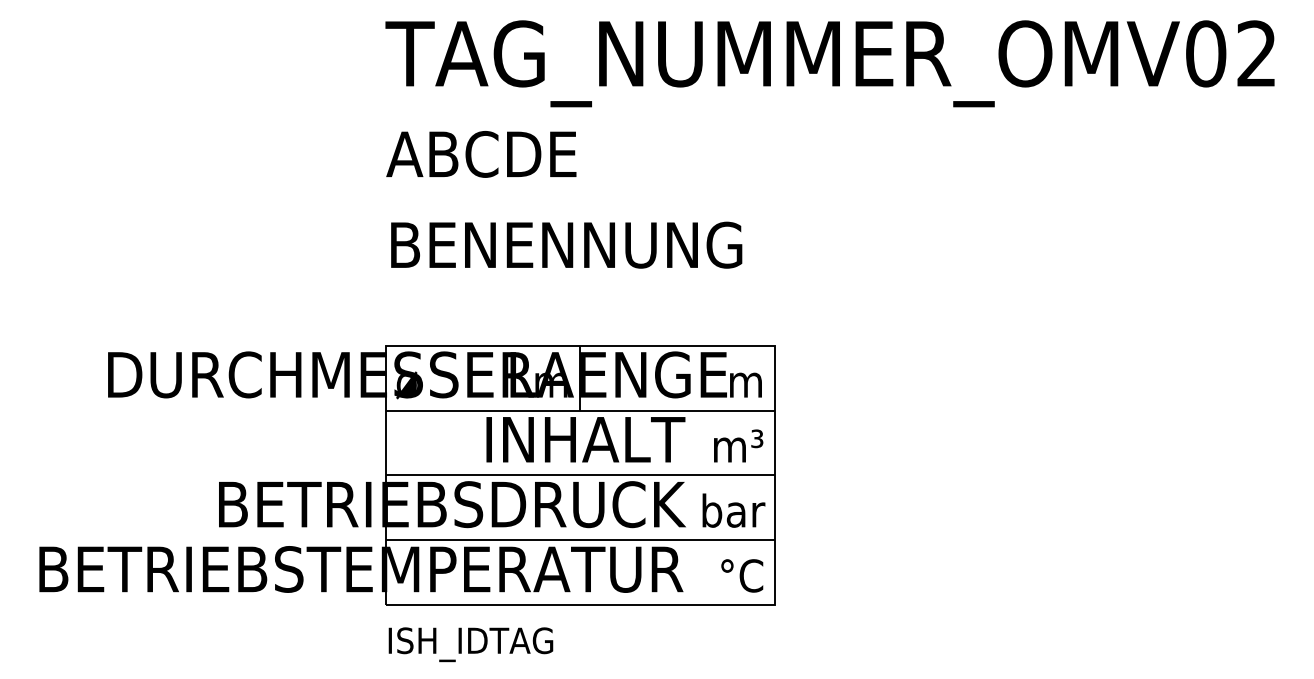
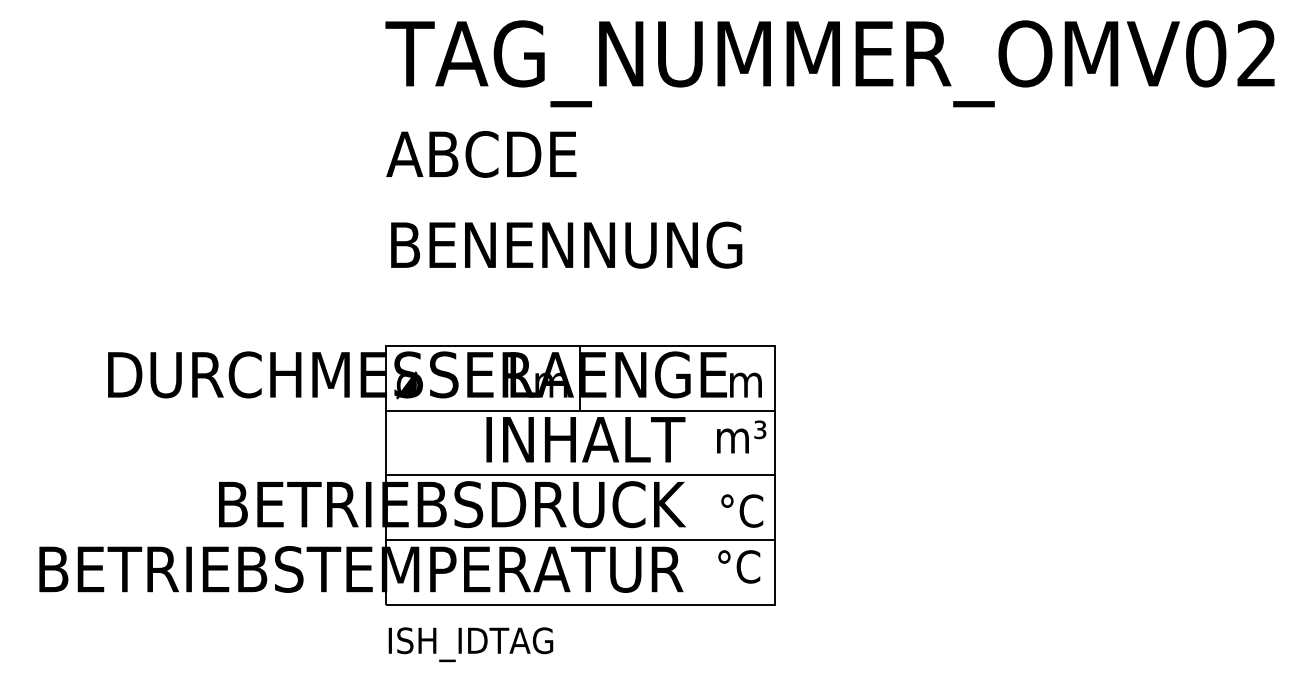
text position: (738, 445) -> (741, 436) (741, 436)
text: bar -> °C (733, 510)
text position: (742, 575) -> (739, 566) (739, 566)
